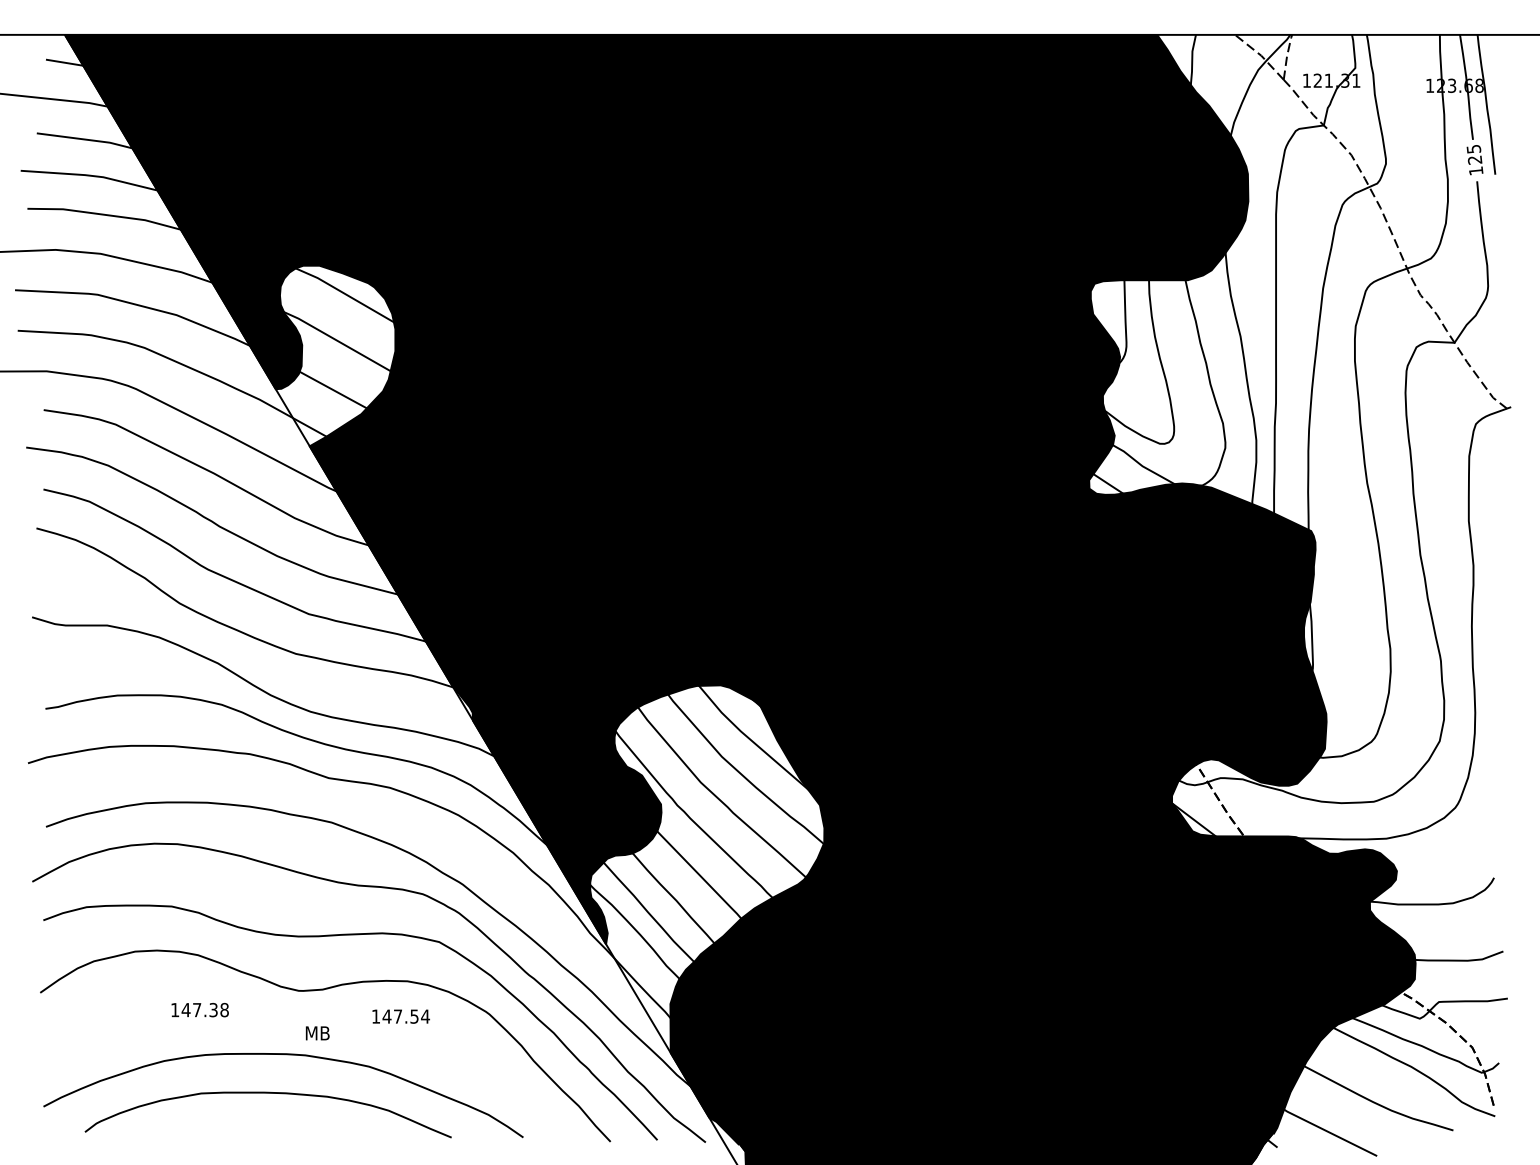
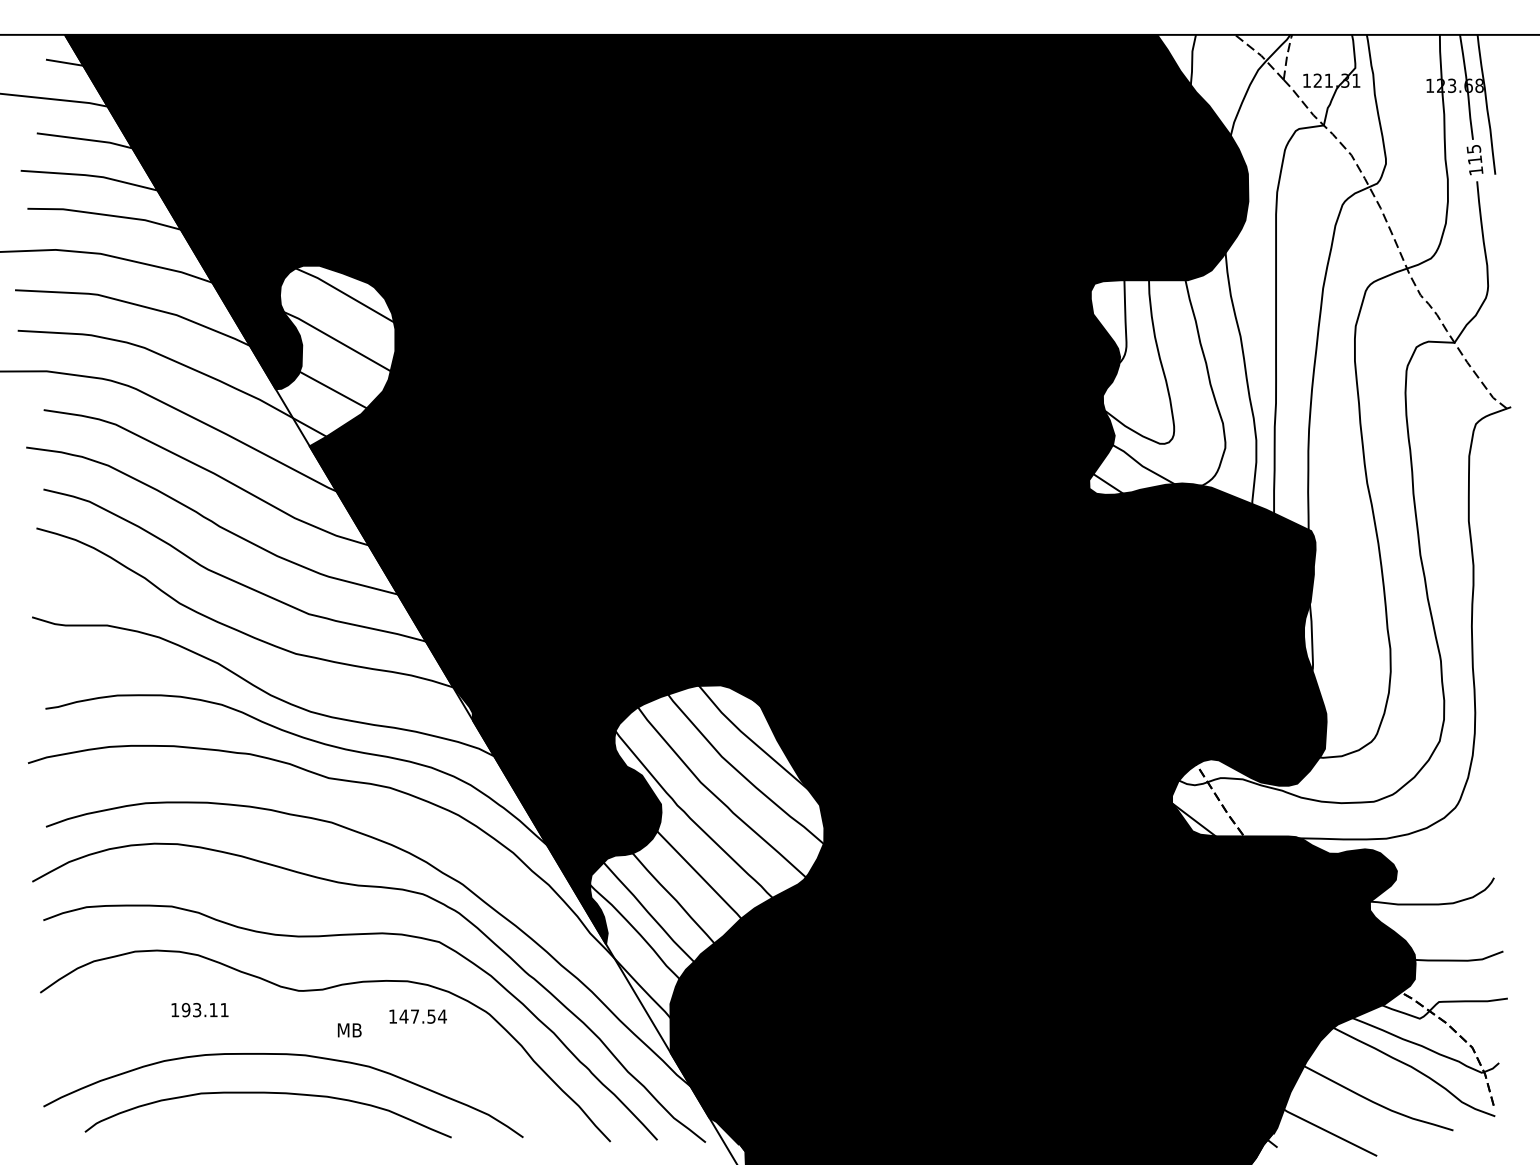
text: 125 -> 115 (1474, 159)
text: 147.38 -> 193.11 (204, 1009)
text position: (400, 1016) -> (417, 1016) (417, 1016)
text position: (317, 1033) -> (349, 1030) (349, 1030)
